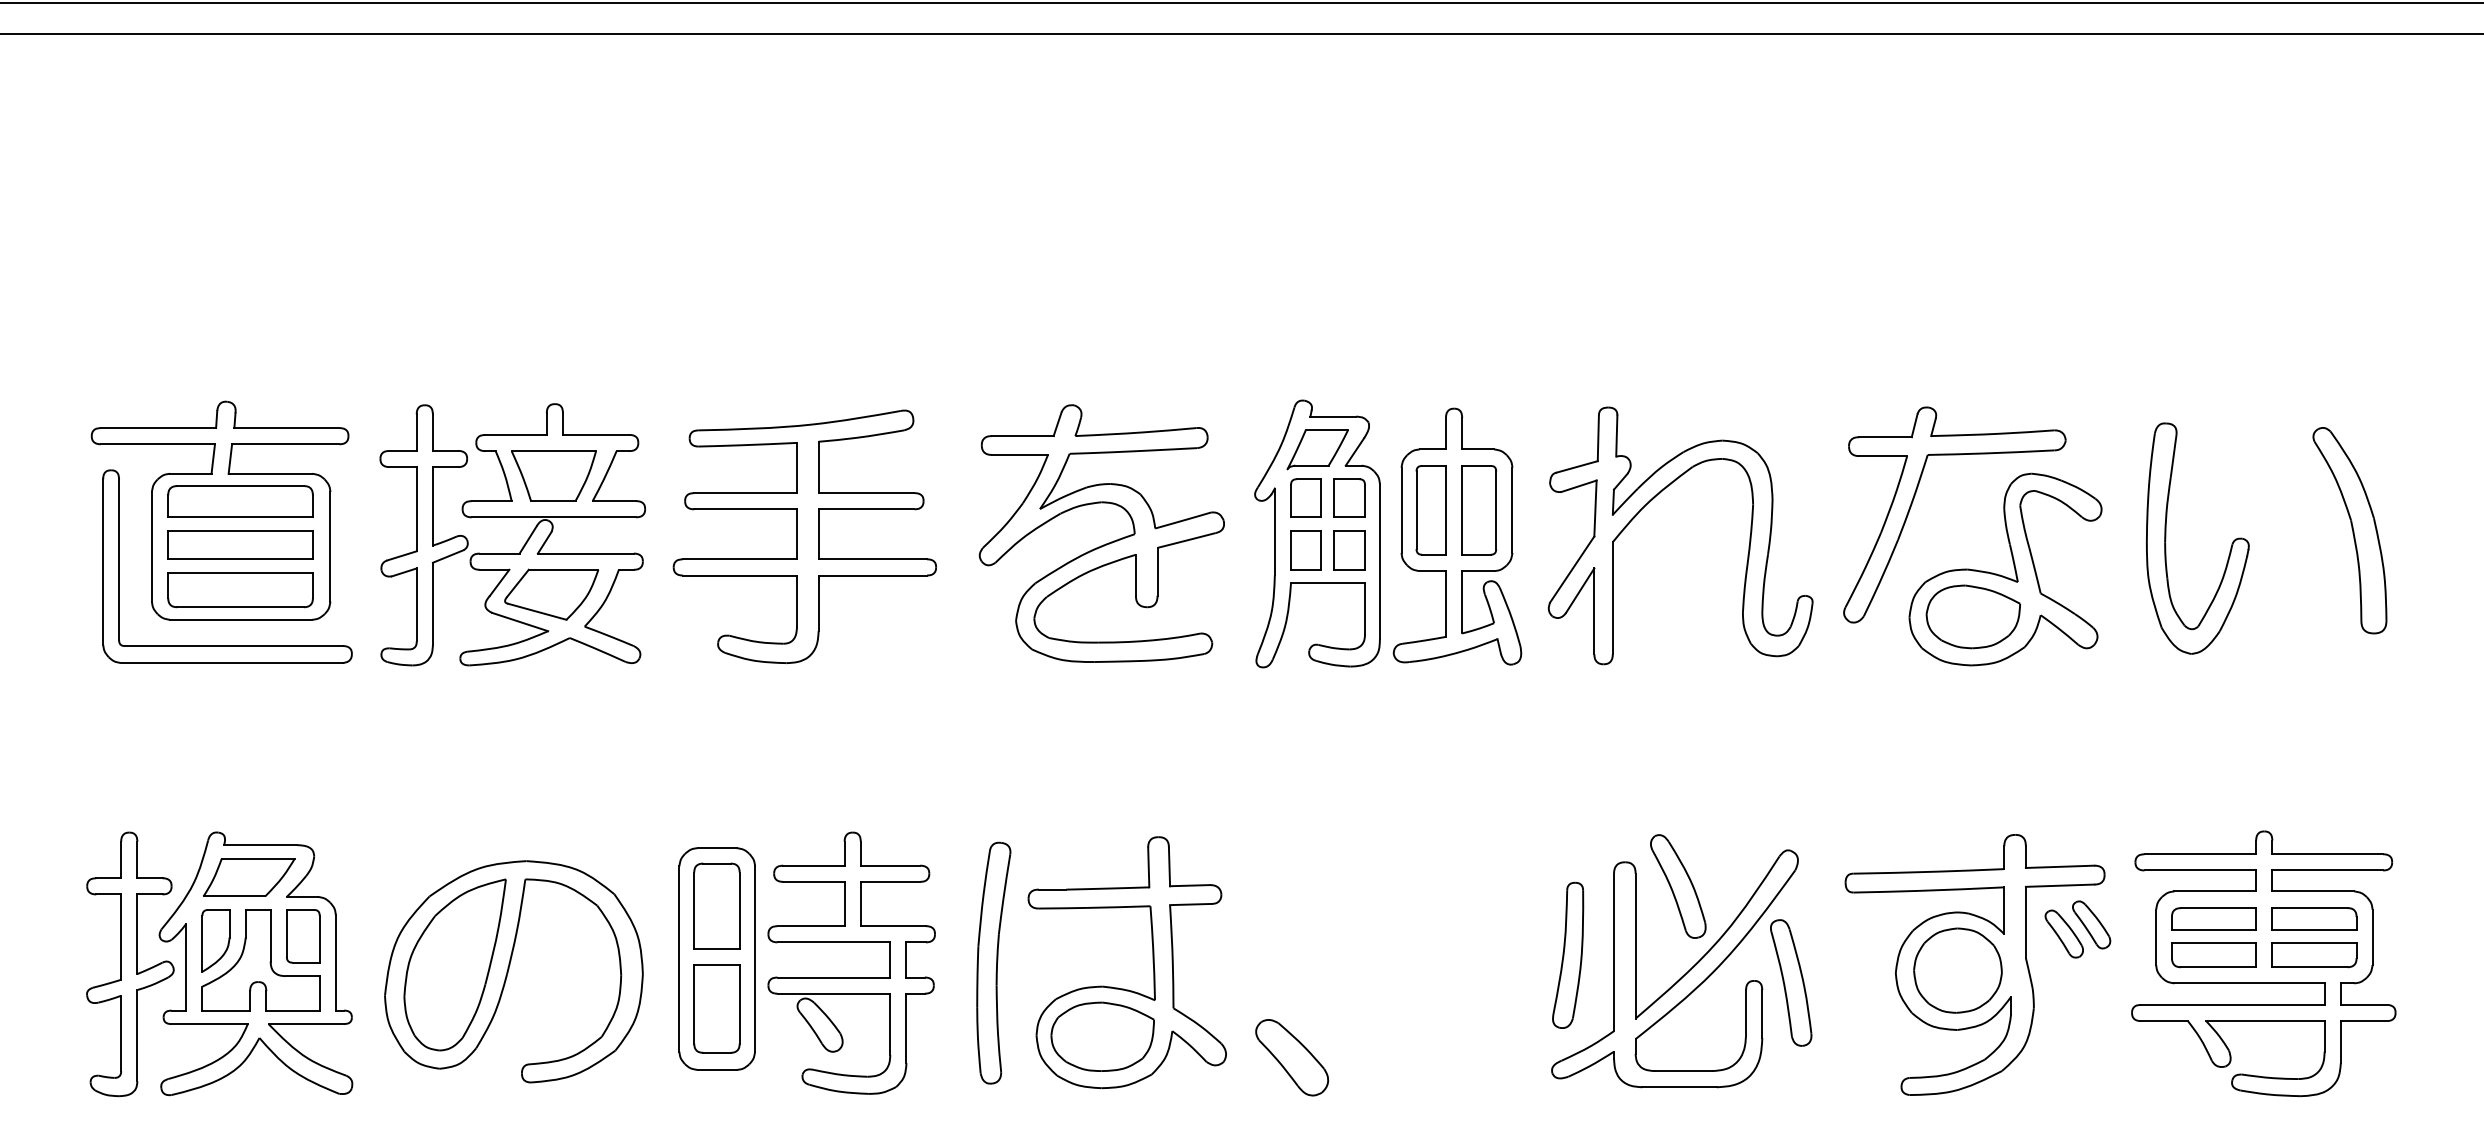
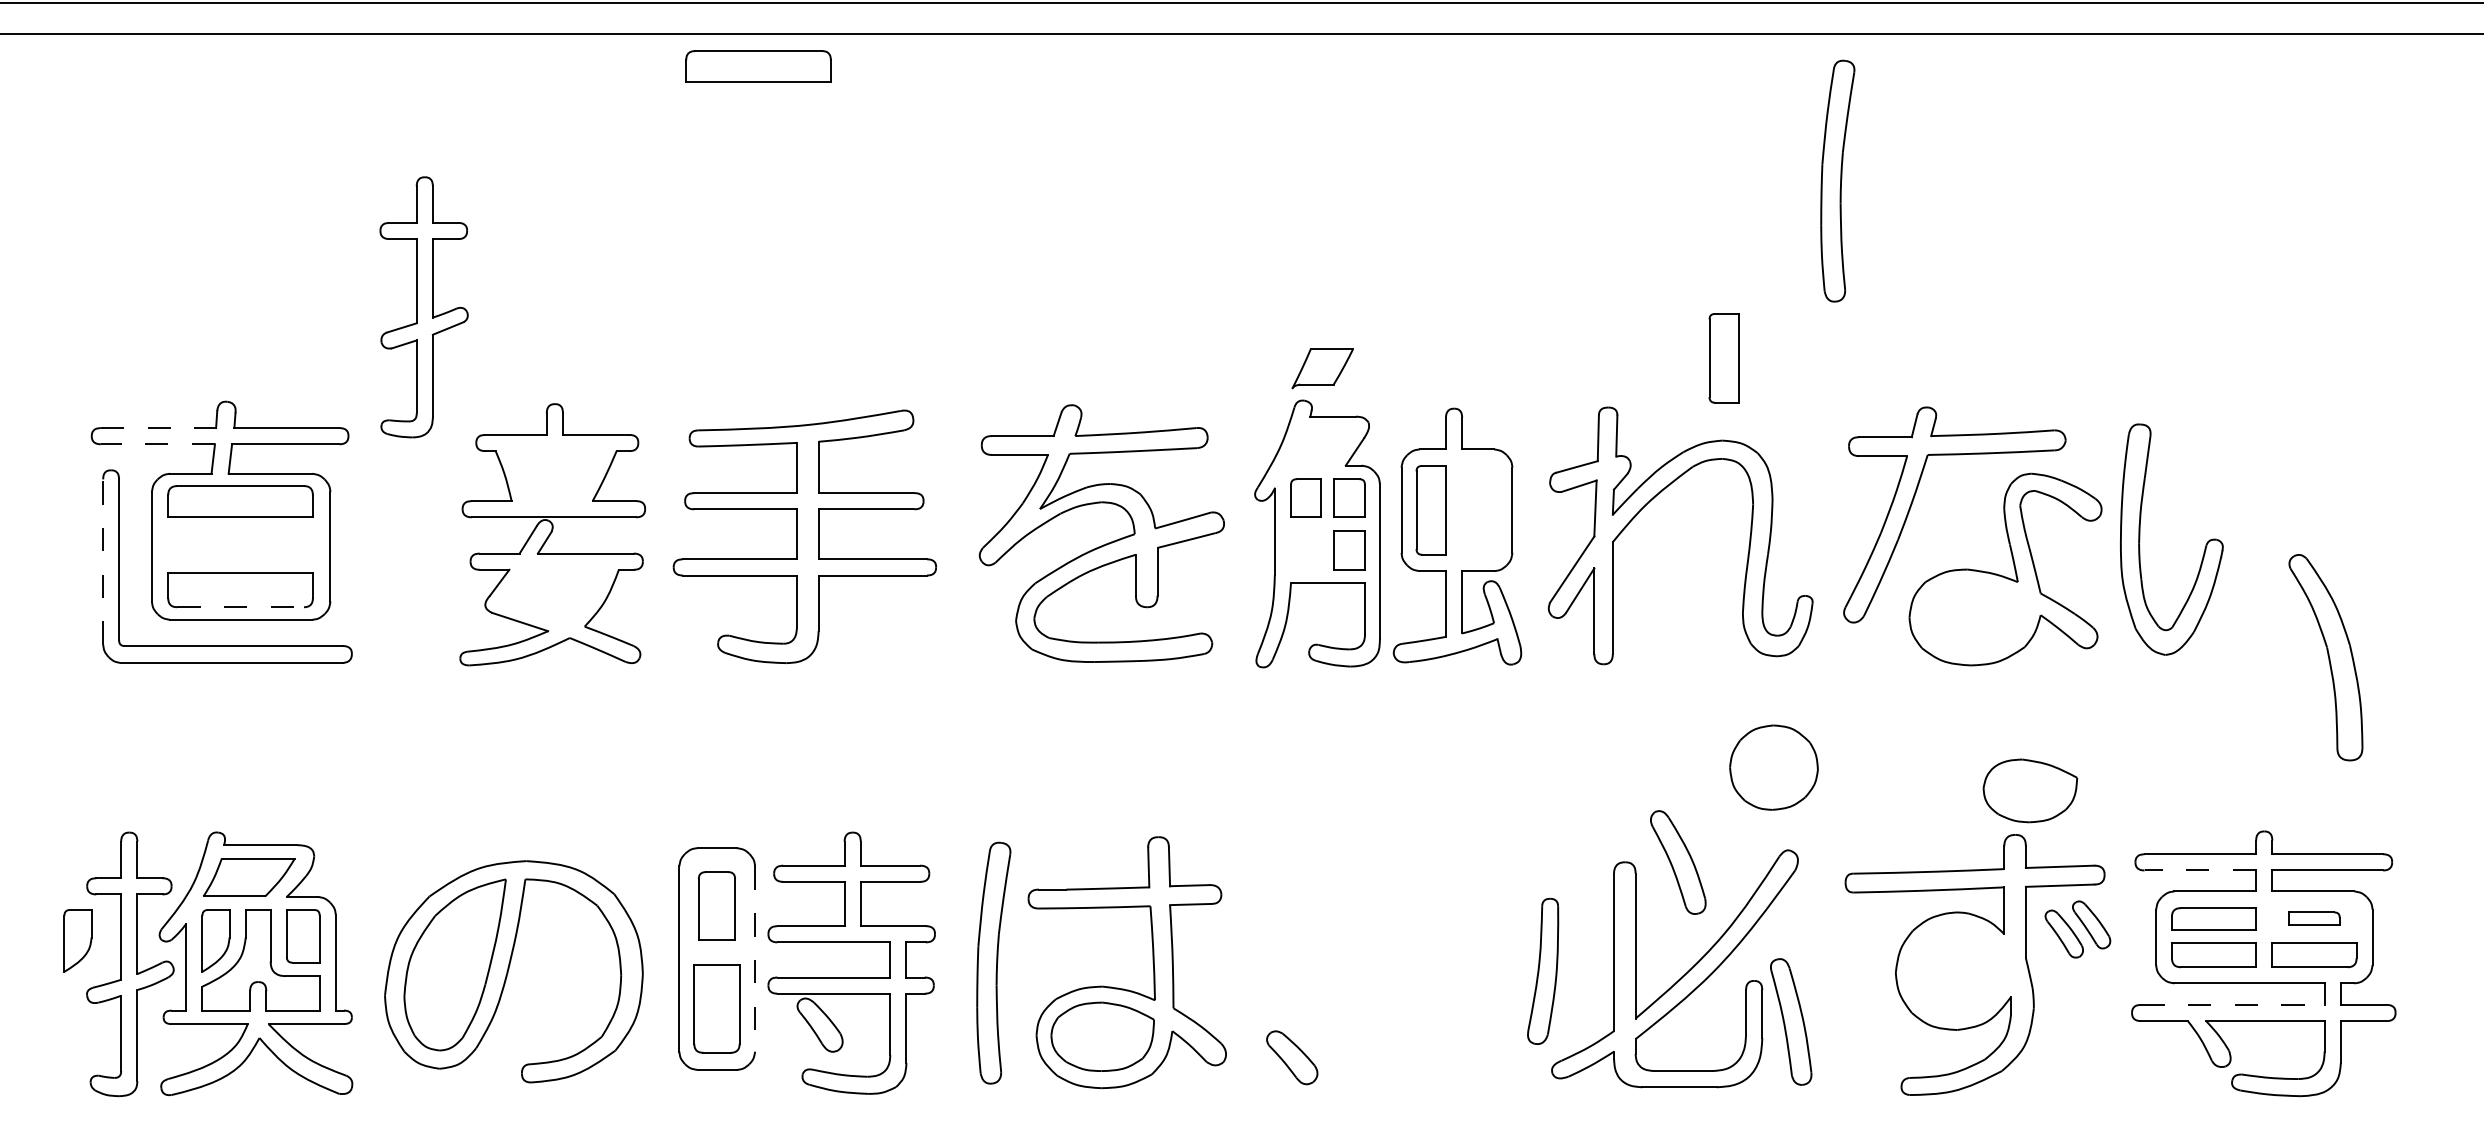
part: none -> present (758, 66)
part: none -> present (1837, 180)
part: none -> present (1723, 358)
line: solid -> dashed (158, 428)
line: solid -> dashed (157, 444)
part position: (1317, 449) -> (1322, 368) (1322, 368)
part: present -> none (553, 475)
part: present -> none (1479, 510)
part position: (2349, 530) -> (2325, 657) (2325, 657)
part position: (423, 535) -> (423, 307) (423, 307)
part position: (2166, 538) -> (2140, 539) (2140, 539)
part: present -> none (240, 544)
part: present -> none (1305, 550)
line: solid -> dashed (103, 562)
part: present -> none (551, 594)
line: solid -> dashed (241, 607)
part position: (1972, 616) -> (2029, 790) (2029, 790)
line: solid -> dashed (2200, 870)
part position: (1678, 886) -> (1678, 862) (1678, 862)
part size: 48x88 px -> 38x70 px (716, 905)
part size: 87x24 px -> 53x15 px (2314, 918)
part: none -> present (77, 940)
part position: (1568, 954) -> (1543, 970) (1543, 970)
line: solid -> dashed (755, 959)
part position: (1957, 970) -> (1773, 767) (1773, 767)
part position: (1791, 982) -> (1791, 1021) (1791, 1021)
line: solid -> dashed (2232, 1004)
part size: 75x78 px -> 53x56 px (1292, 1057)
